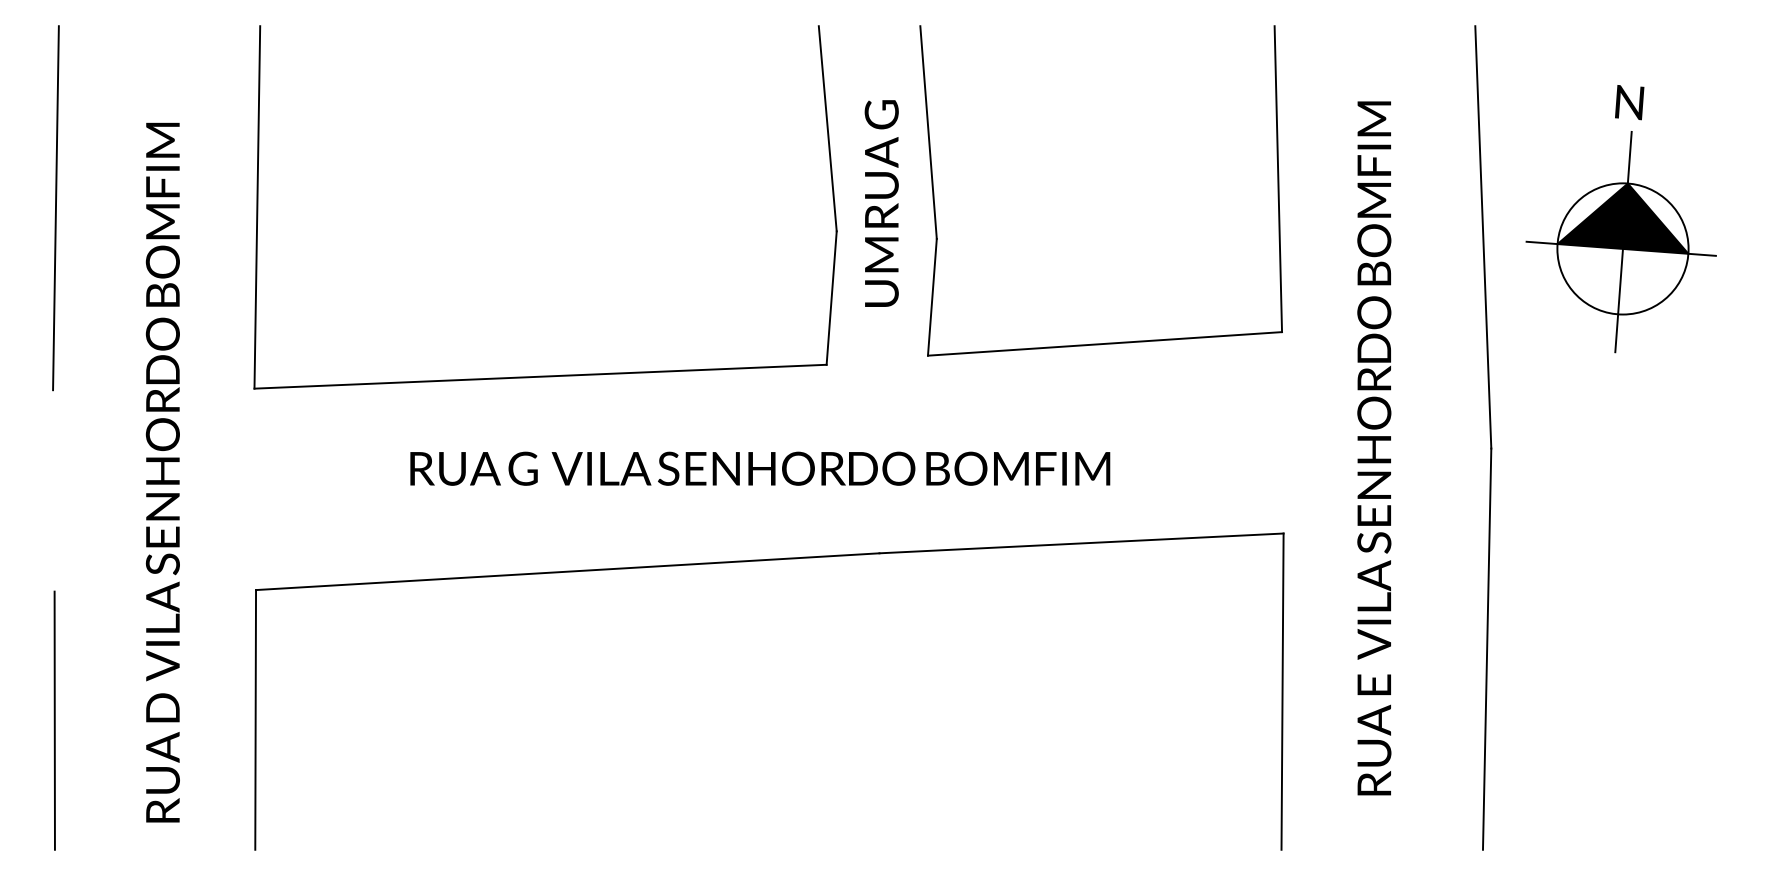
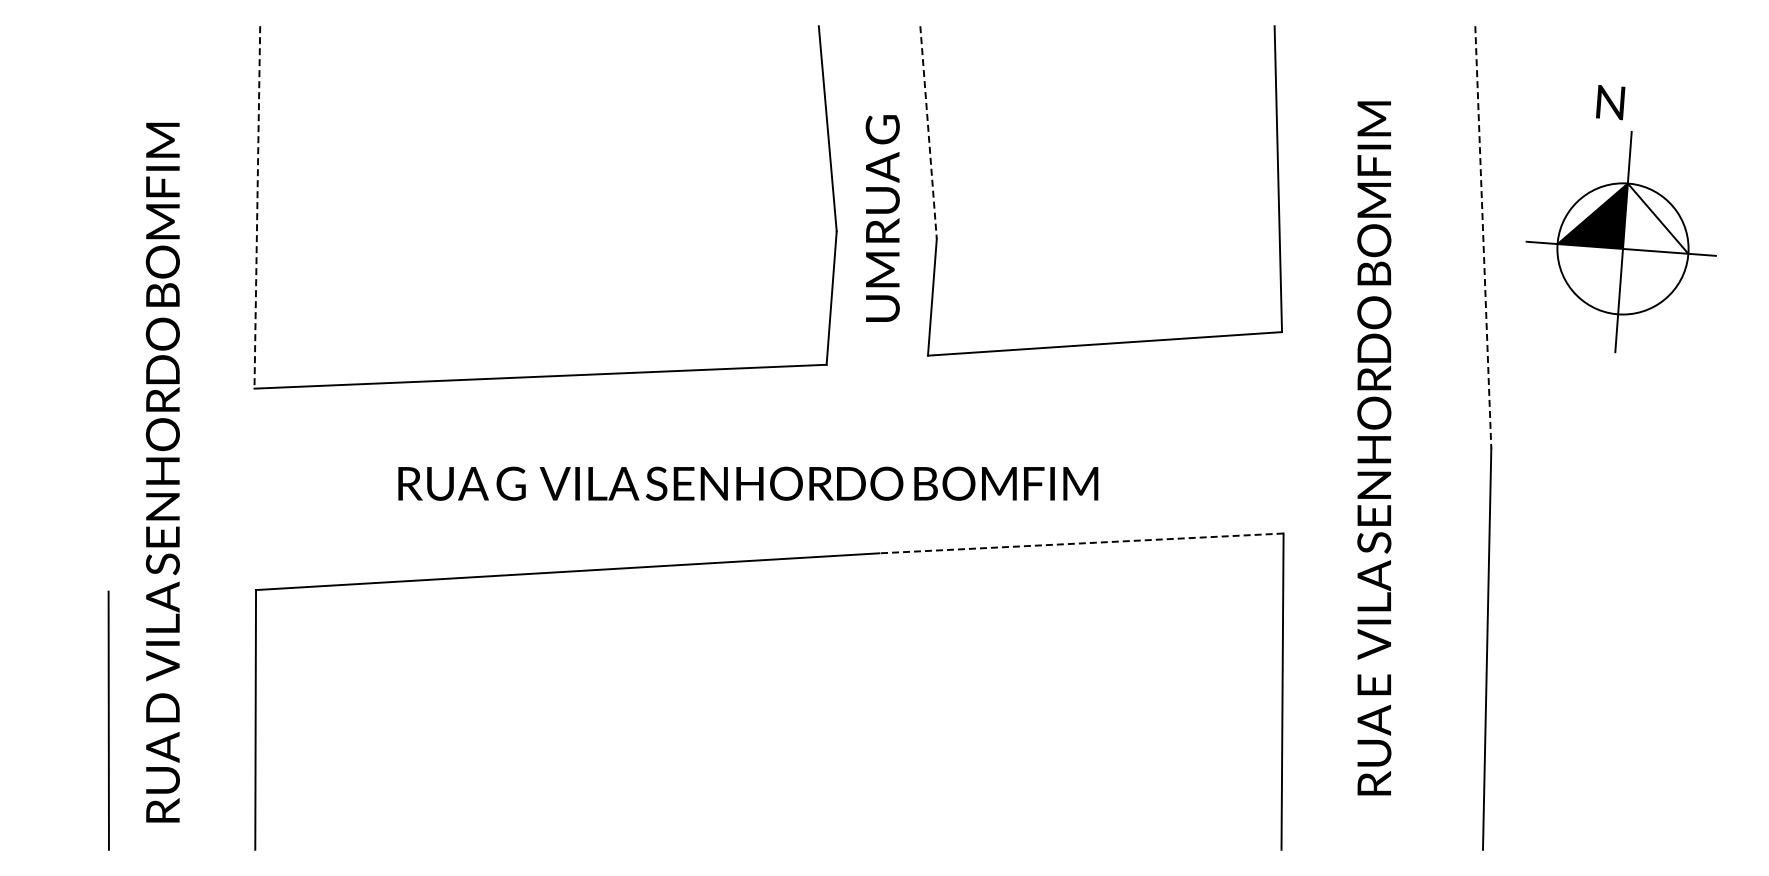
text position: (1629, 102) -> (1610, 102) (1610, 102)
line: solid -> dashed (928, 132)
text position: (881, 203) -> (882, 218) (882, 218)
line: solid -> dashed (257, 207)
line: present -> none (55, 208)
fill: present -> none (1655, 218)
line: solid -> dashed (1483, 237)
text position: (760, 468) -> (748, 483) (748, 483)
line: solid -> dashed (1081, 543)
line position: (54, 720) -> (108, 720) (108, 720)
